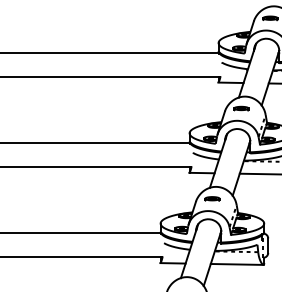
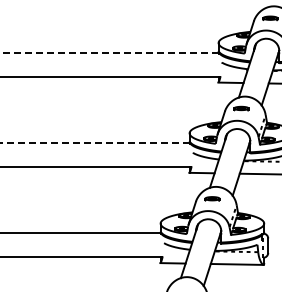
line: solid -> dashed (109, 53)
line: solid -> dashed (95, 143)
